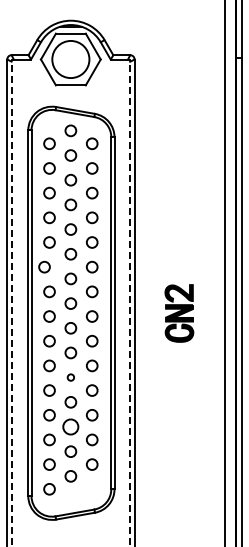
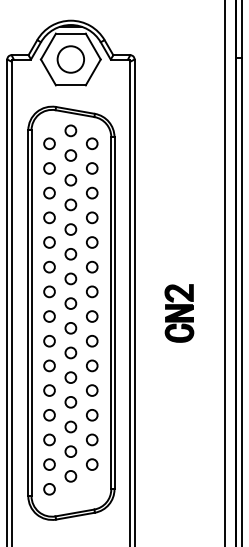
circle diameter: 37 px -> 27 px (70, 59)
circle position: (44, 266) -> (49, 266) (49, 266)
line: dashed -> solid (11, 302)
line: dashed -> solid (130, 302)
circle size: 9x9 px -> 14x13 px (70, 377)
circle size: 18x18 px -> 14x14 px (70, 426)
